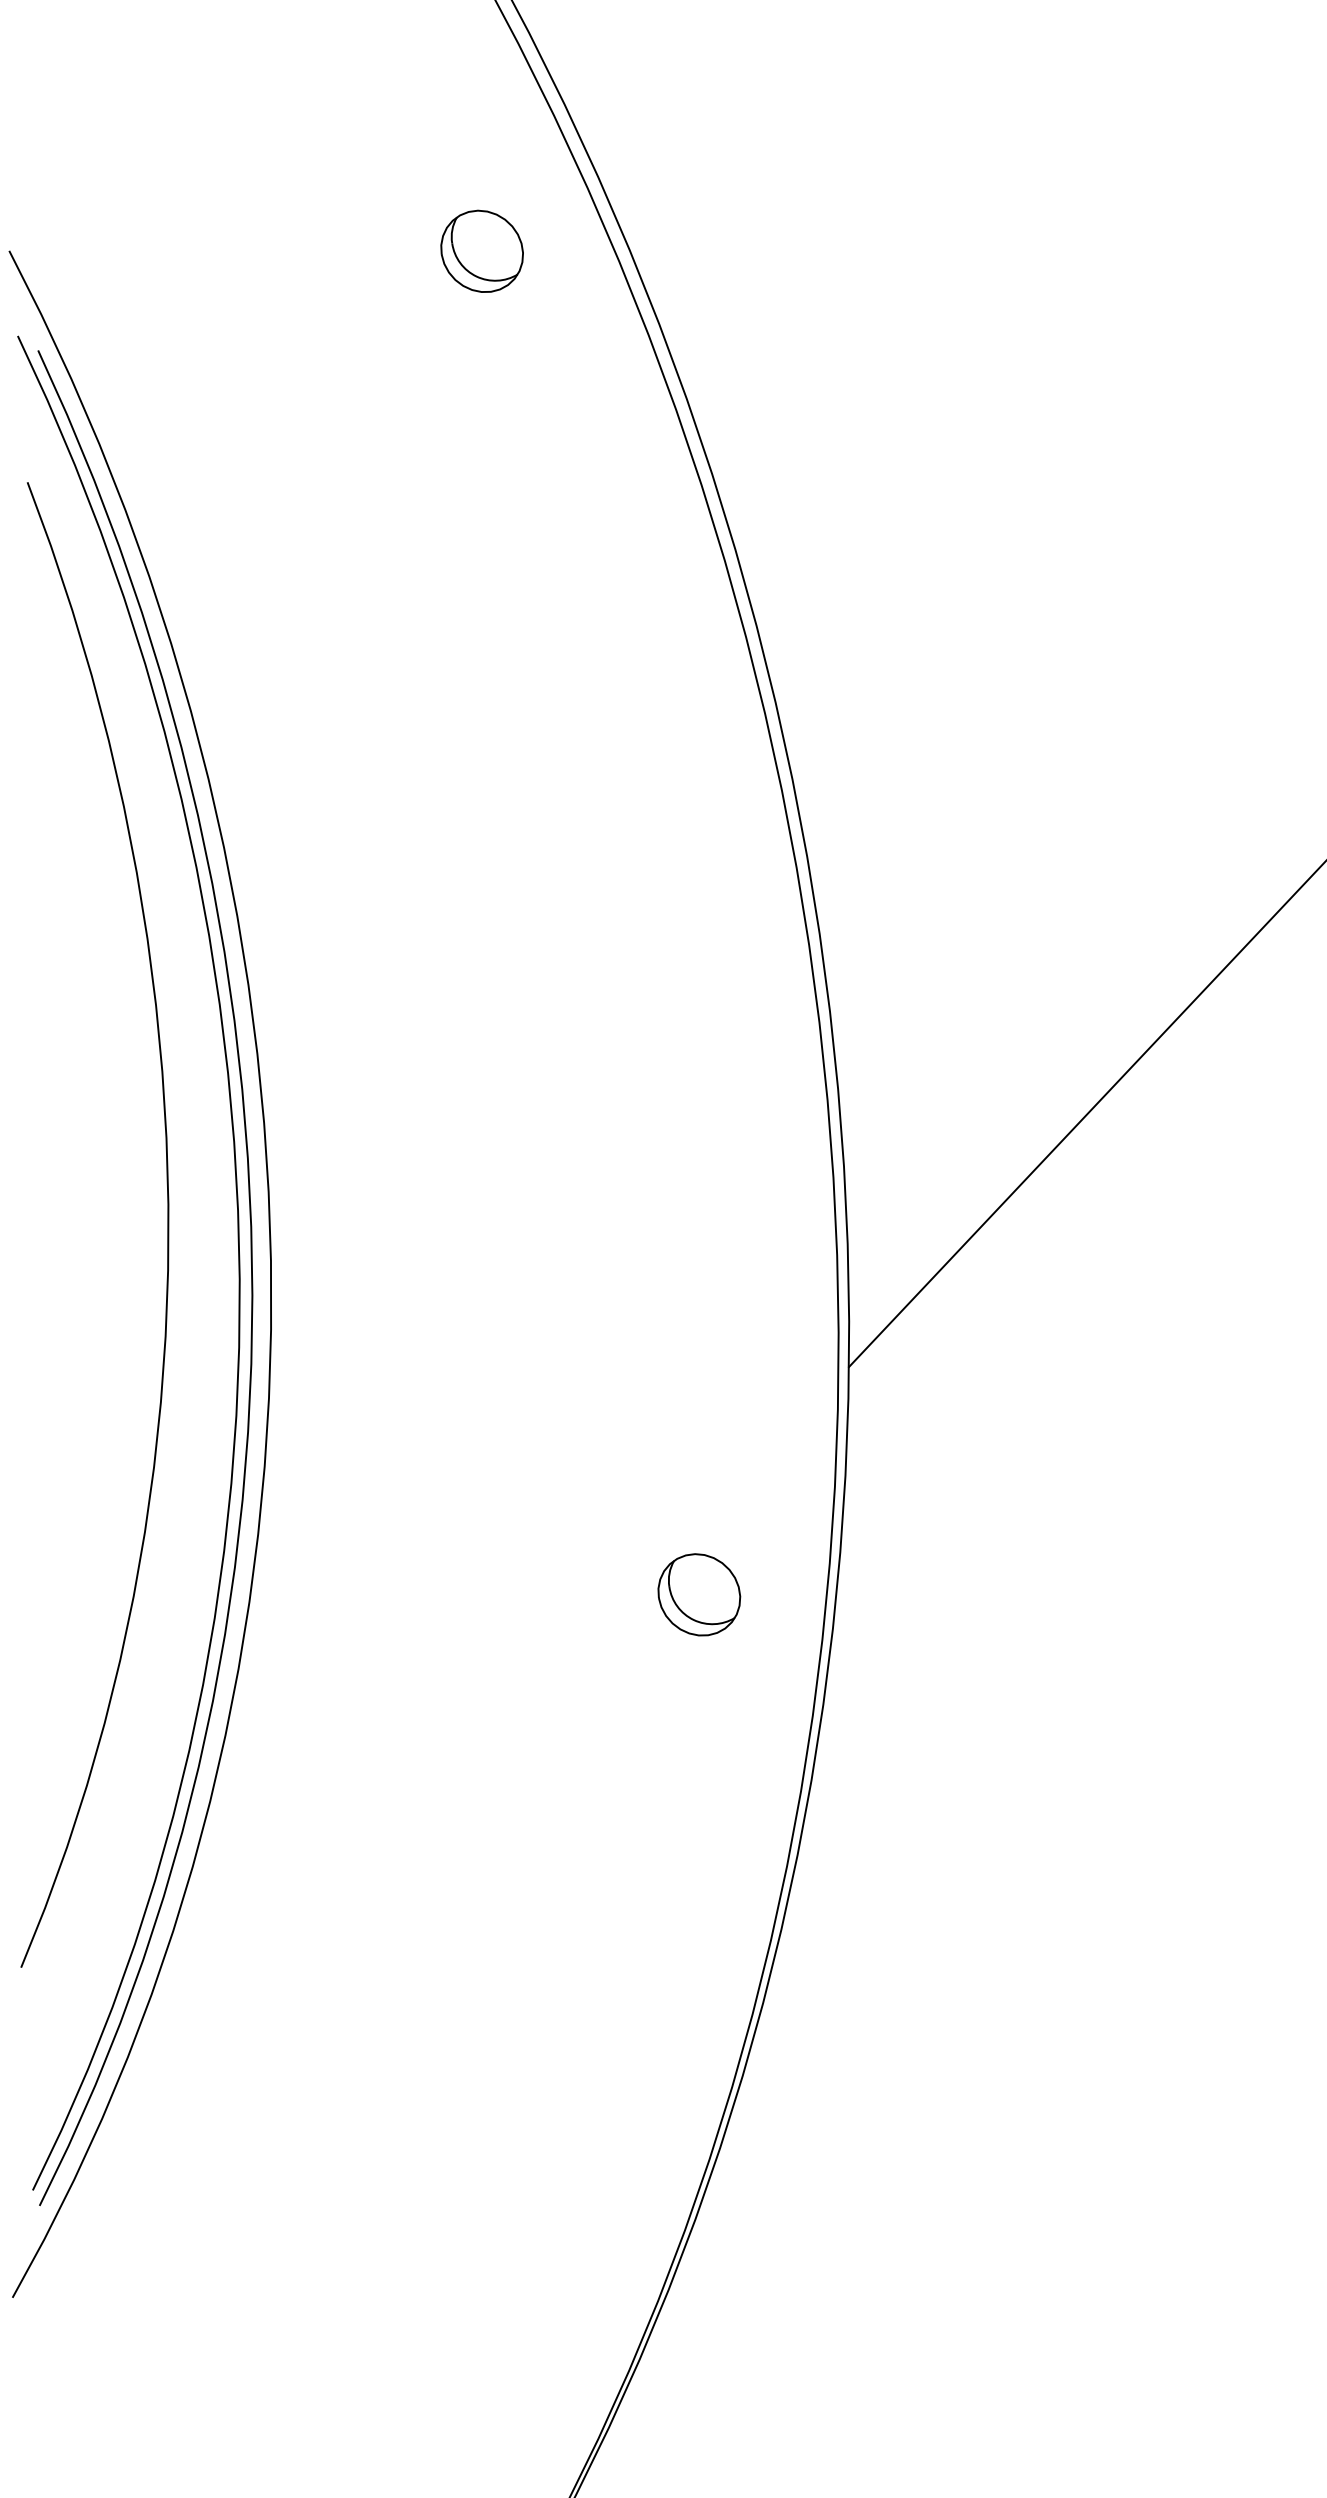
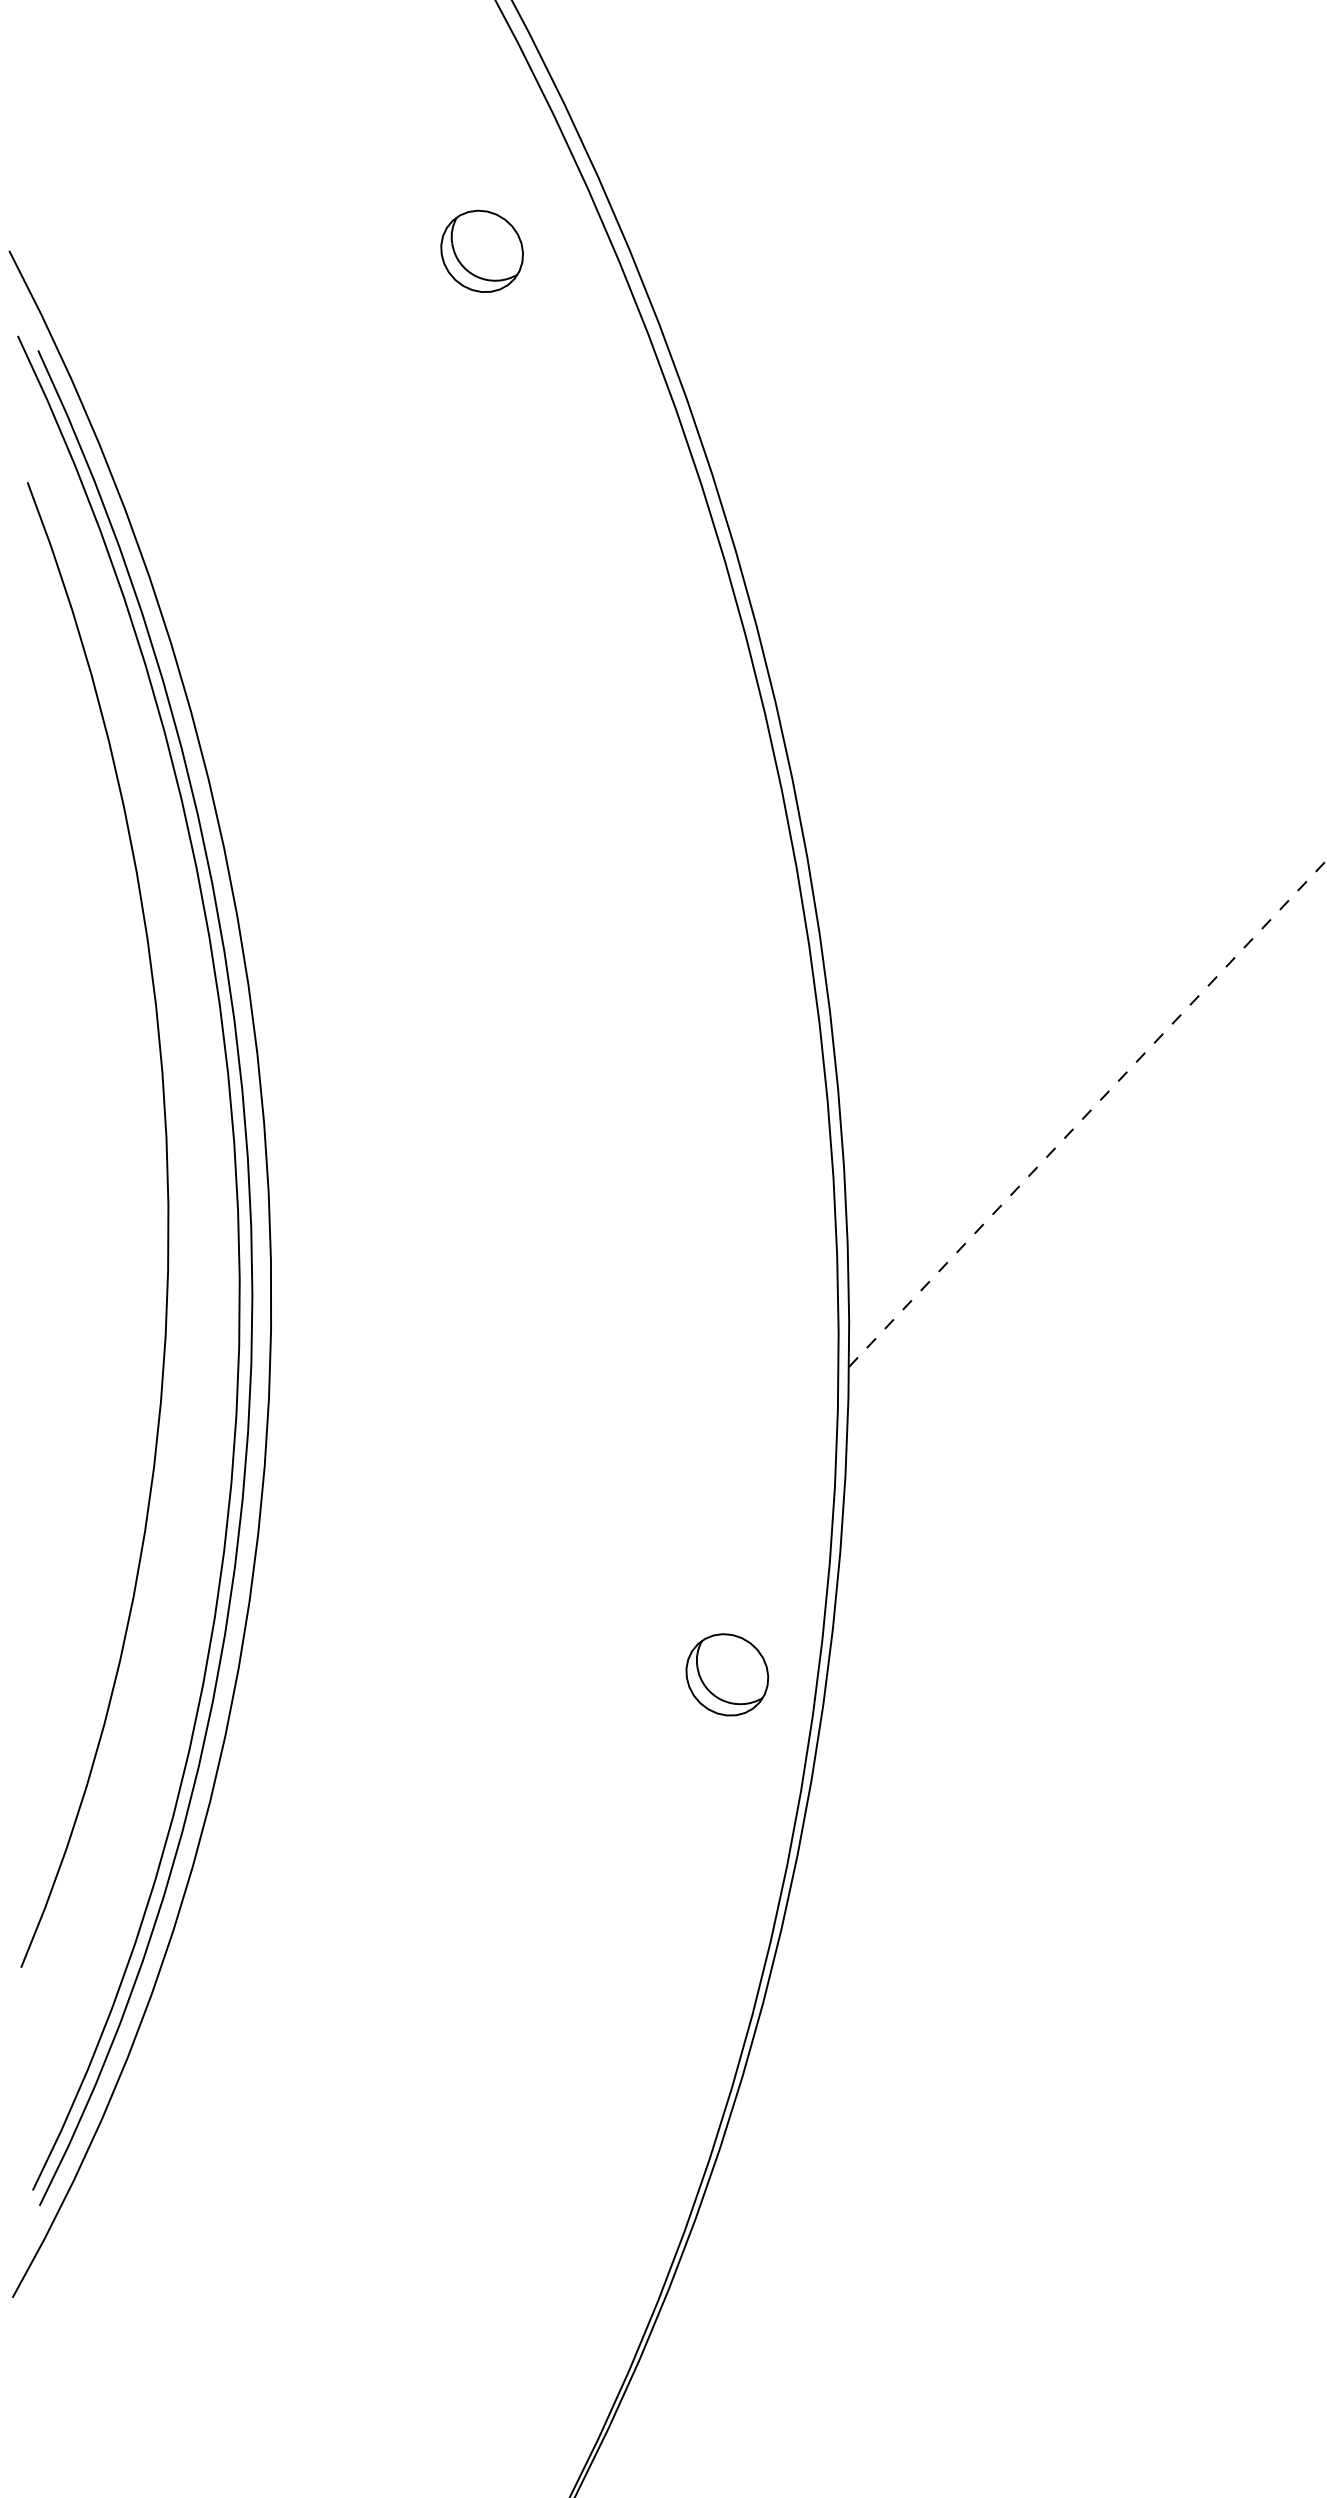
line: solid -> dashed (1088, 1113)
part position: (699, 1594) -> (727, 1674) (727, 1674)
